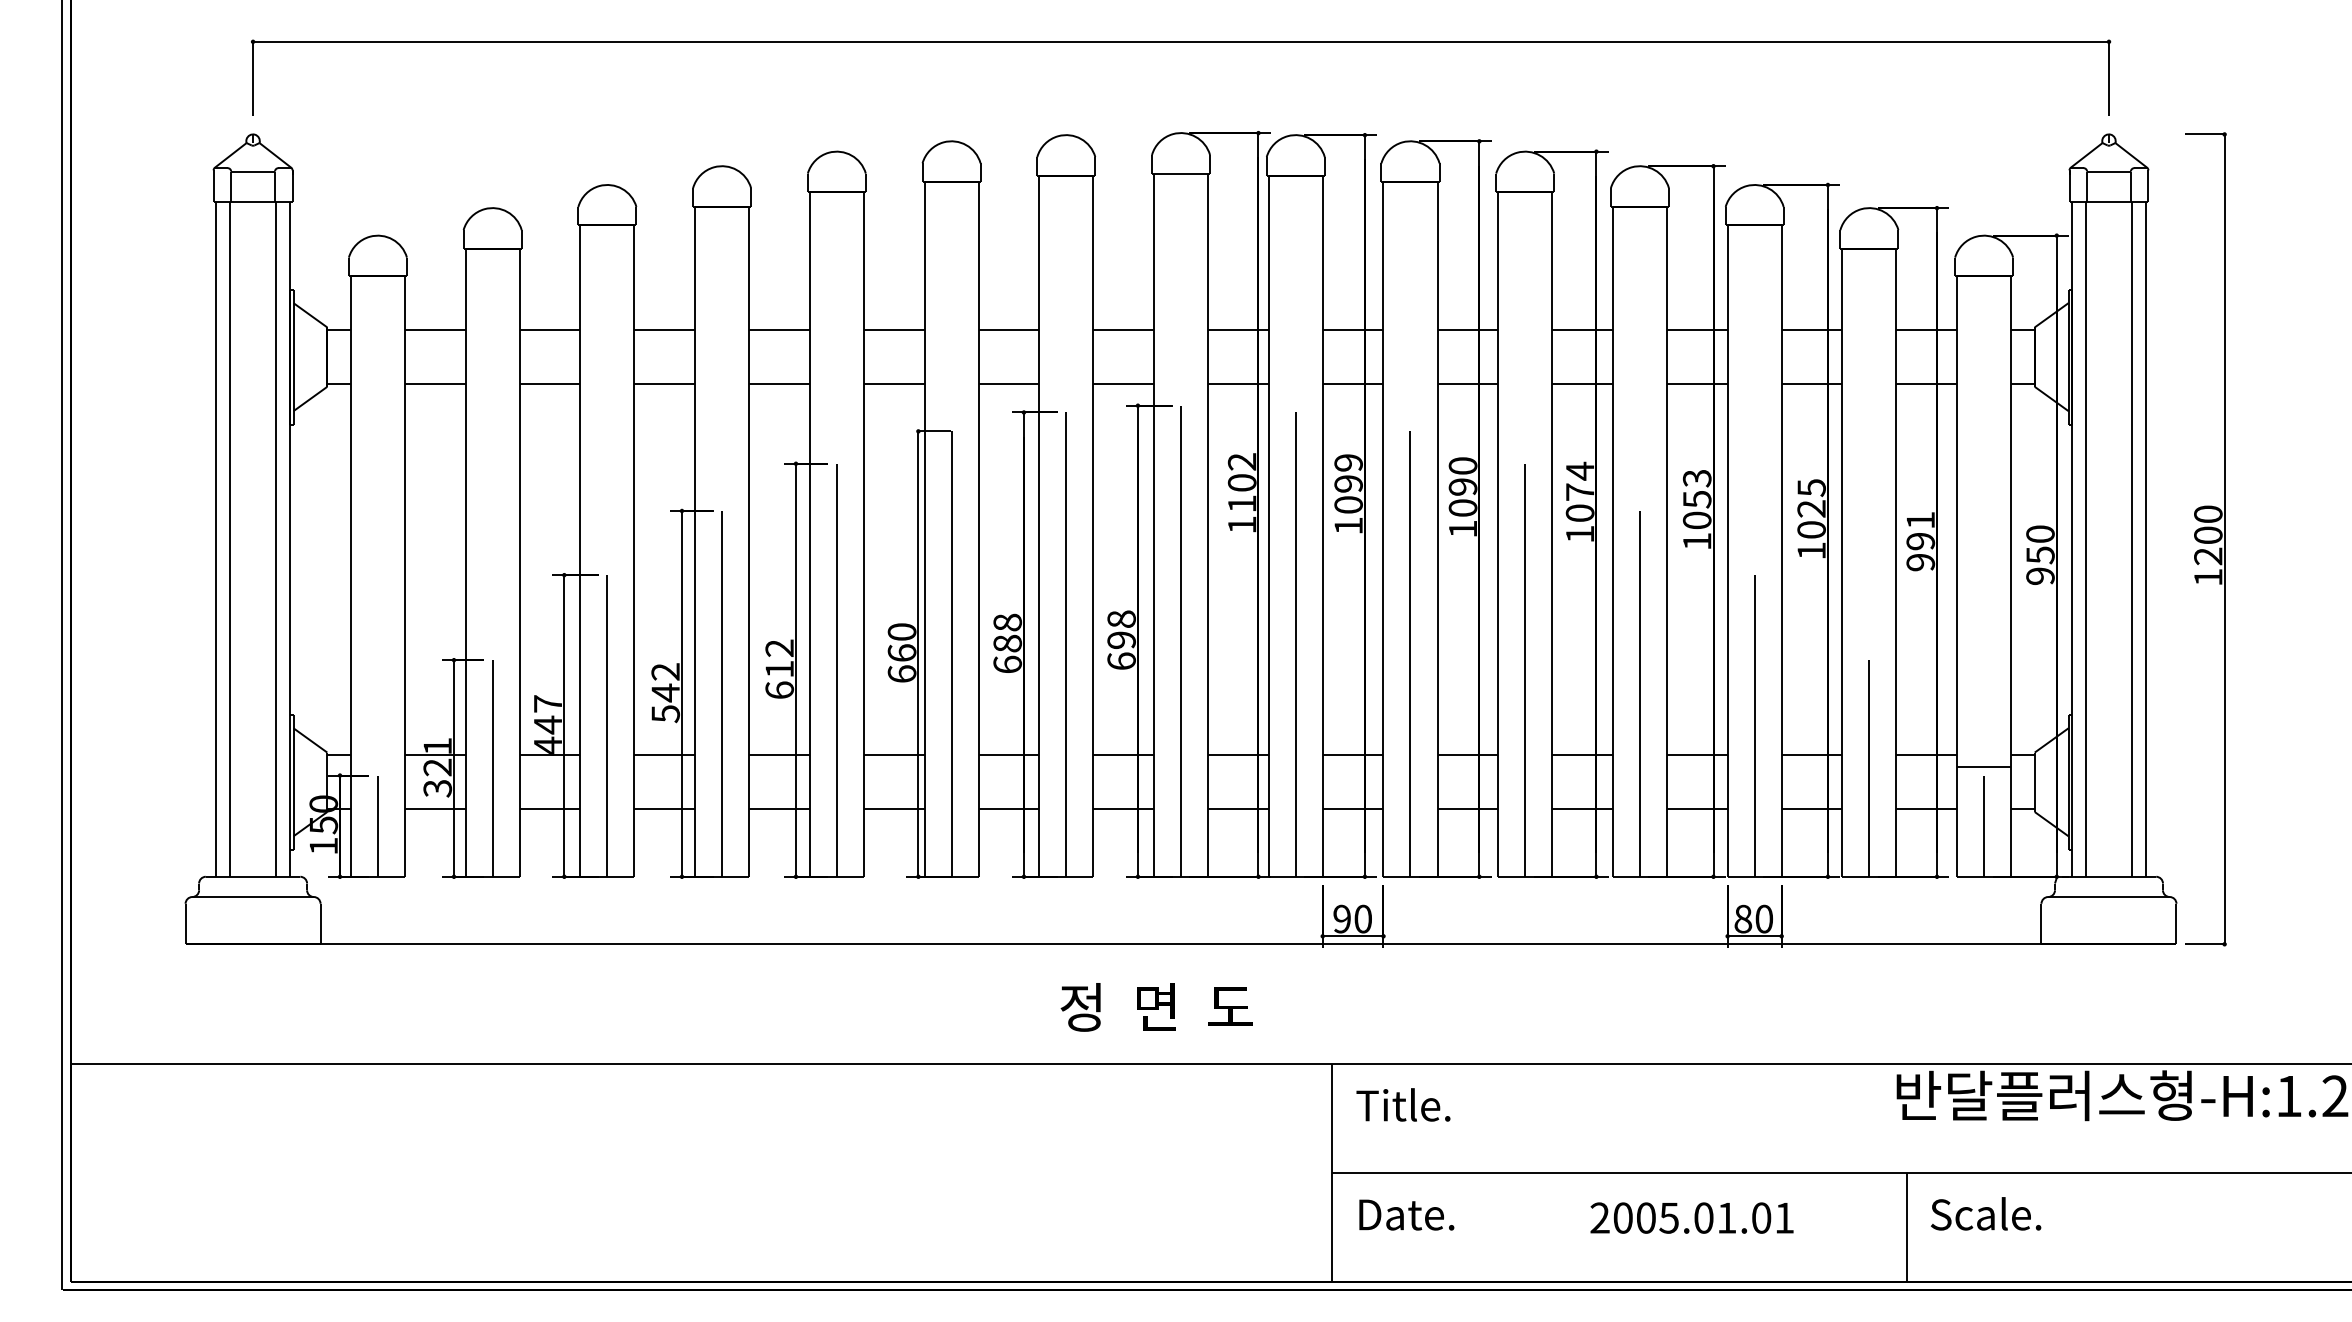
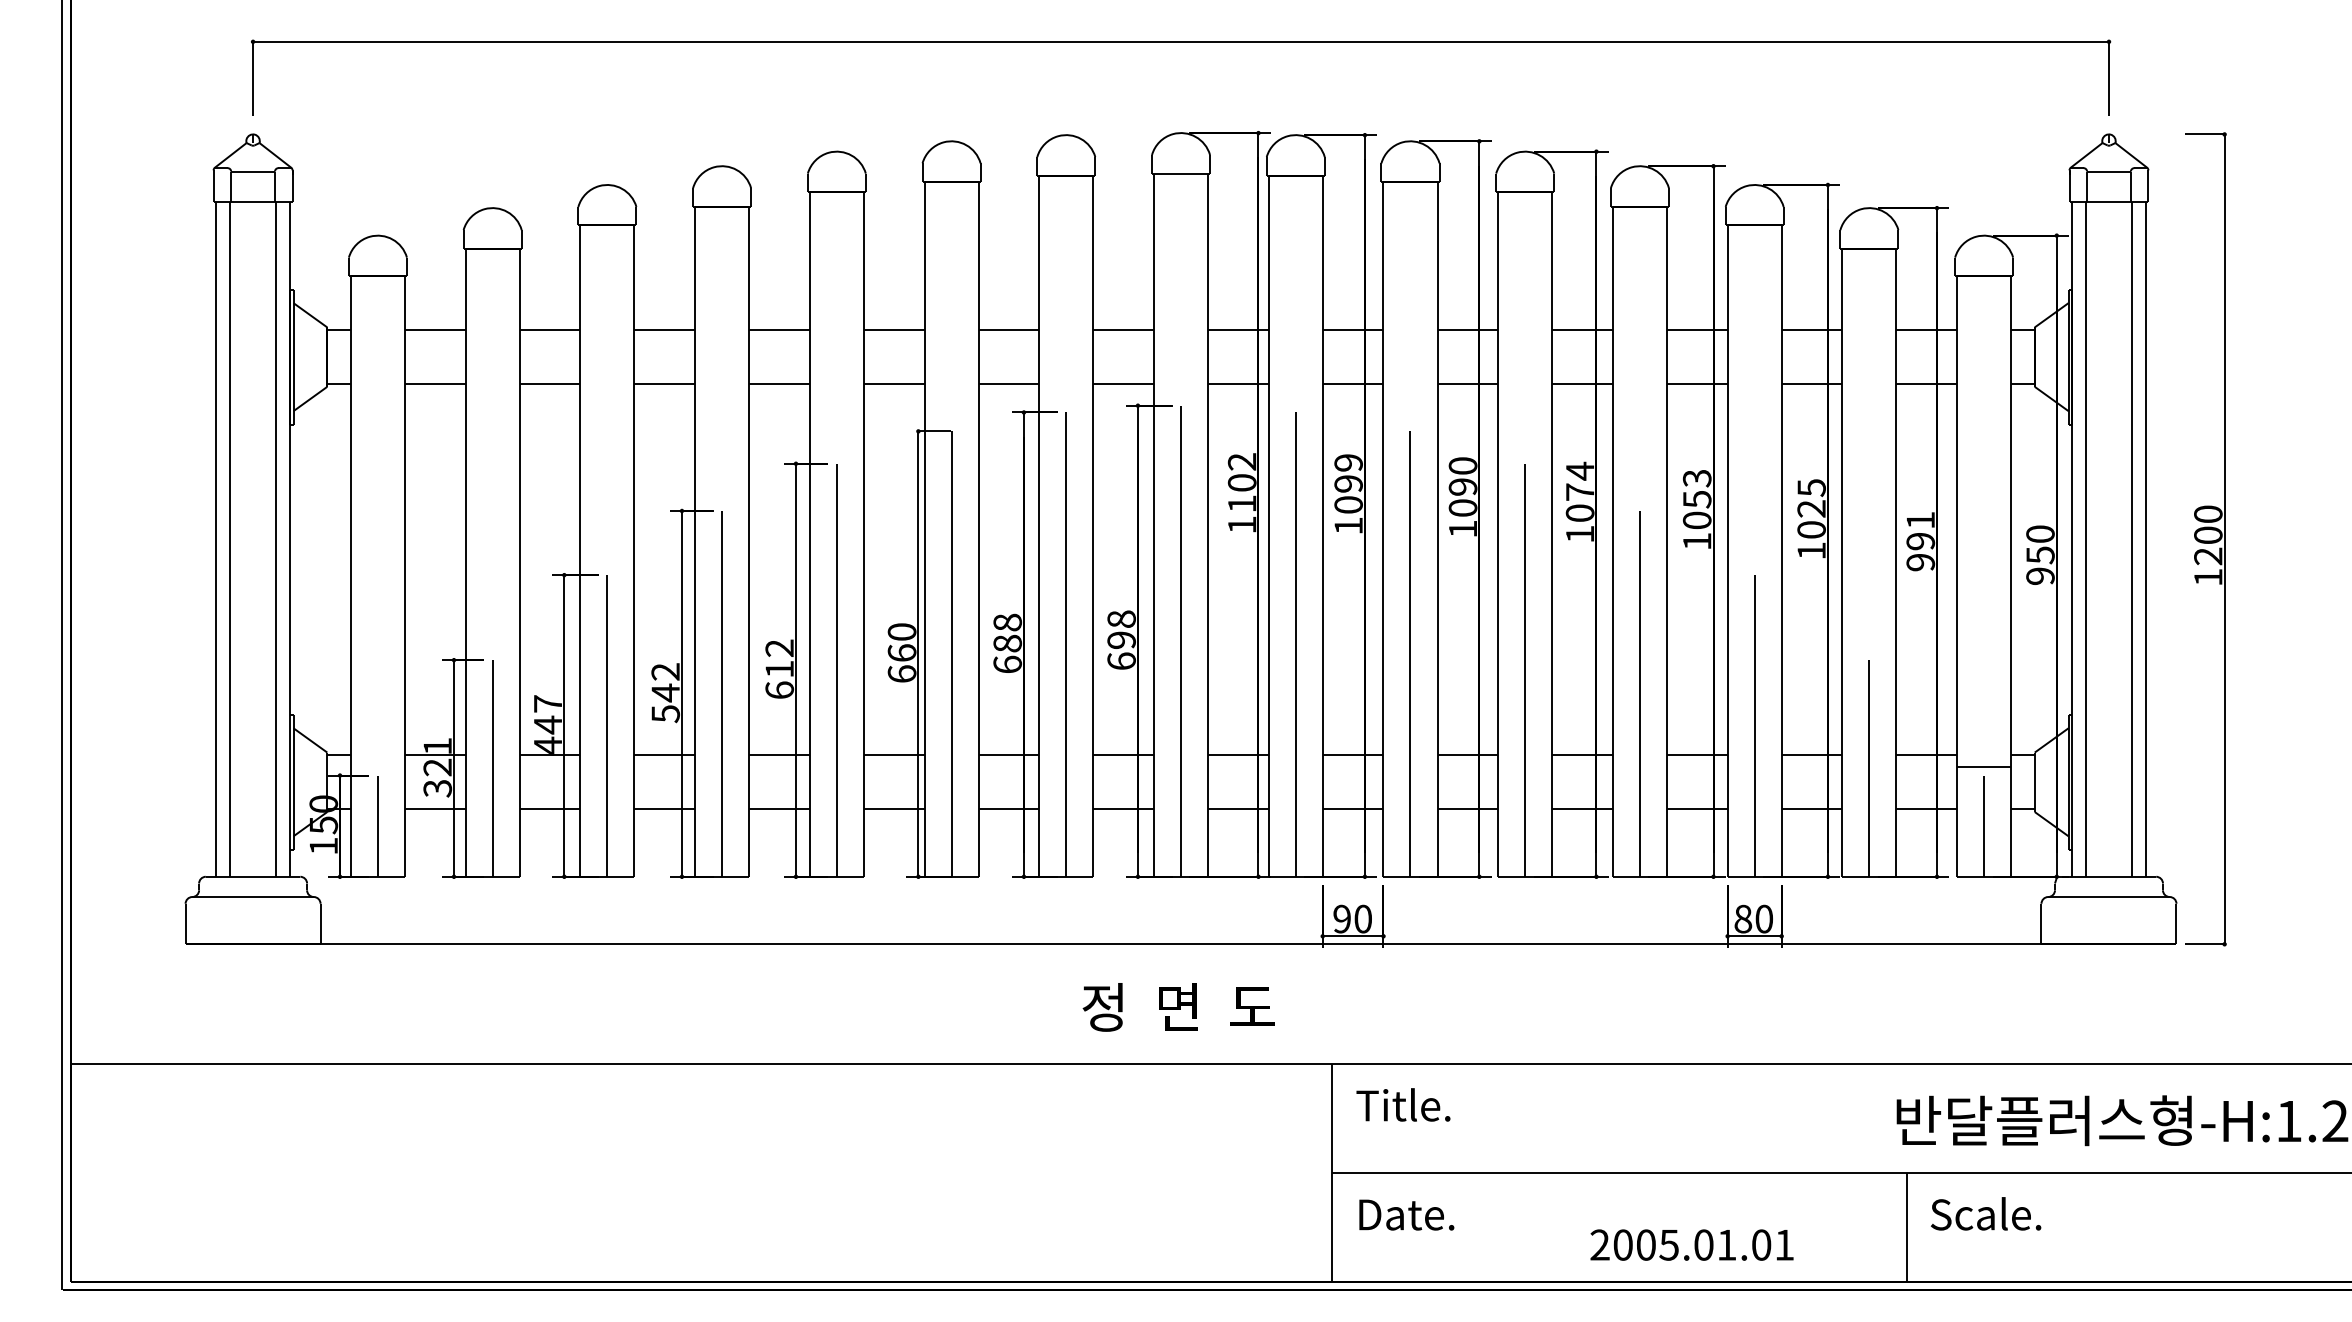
text position: (1156, 1007) -> (1178, 1007) (1178, 1007)
text position: (2122, 1095) -> (2122, 1120) (2122, 1120)
text position: (1691, 1217) -> (1691, 1244) (1691, 1244)
